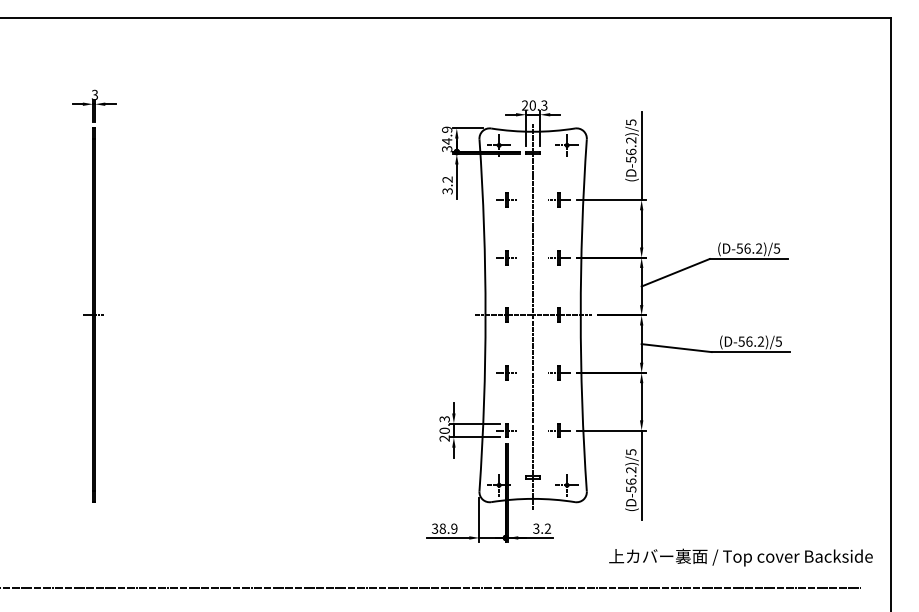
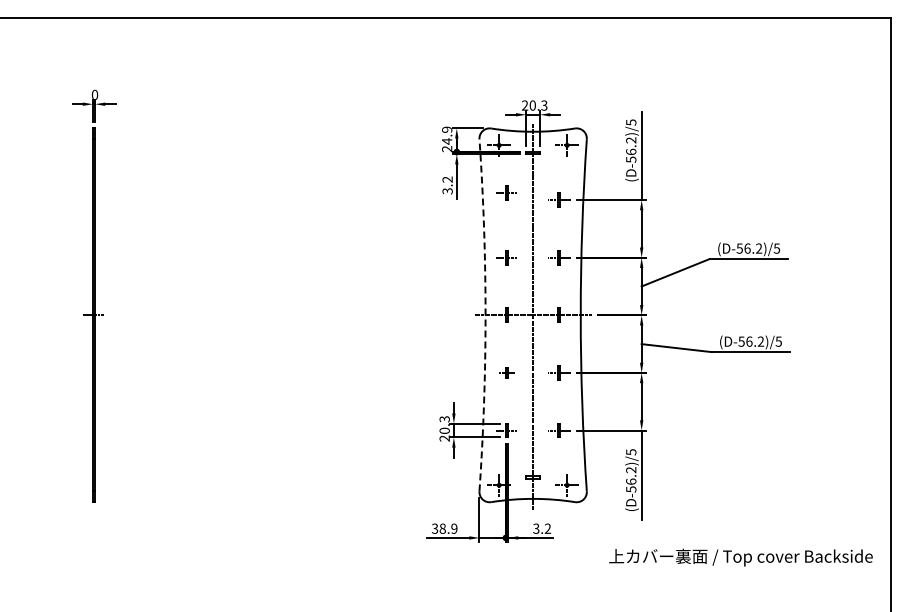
text: 3 -> 0 (94, 94)
text: 34.9 -> 24.9 (447, 149)
part position: (506, 199) -> (506, 192) (506, 192)
arc: solid -> dashed (485, 315)
part size: 21x16 px -> 16x12 px (506, 372)
line: present -> none (431, 587)
